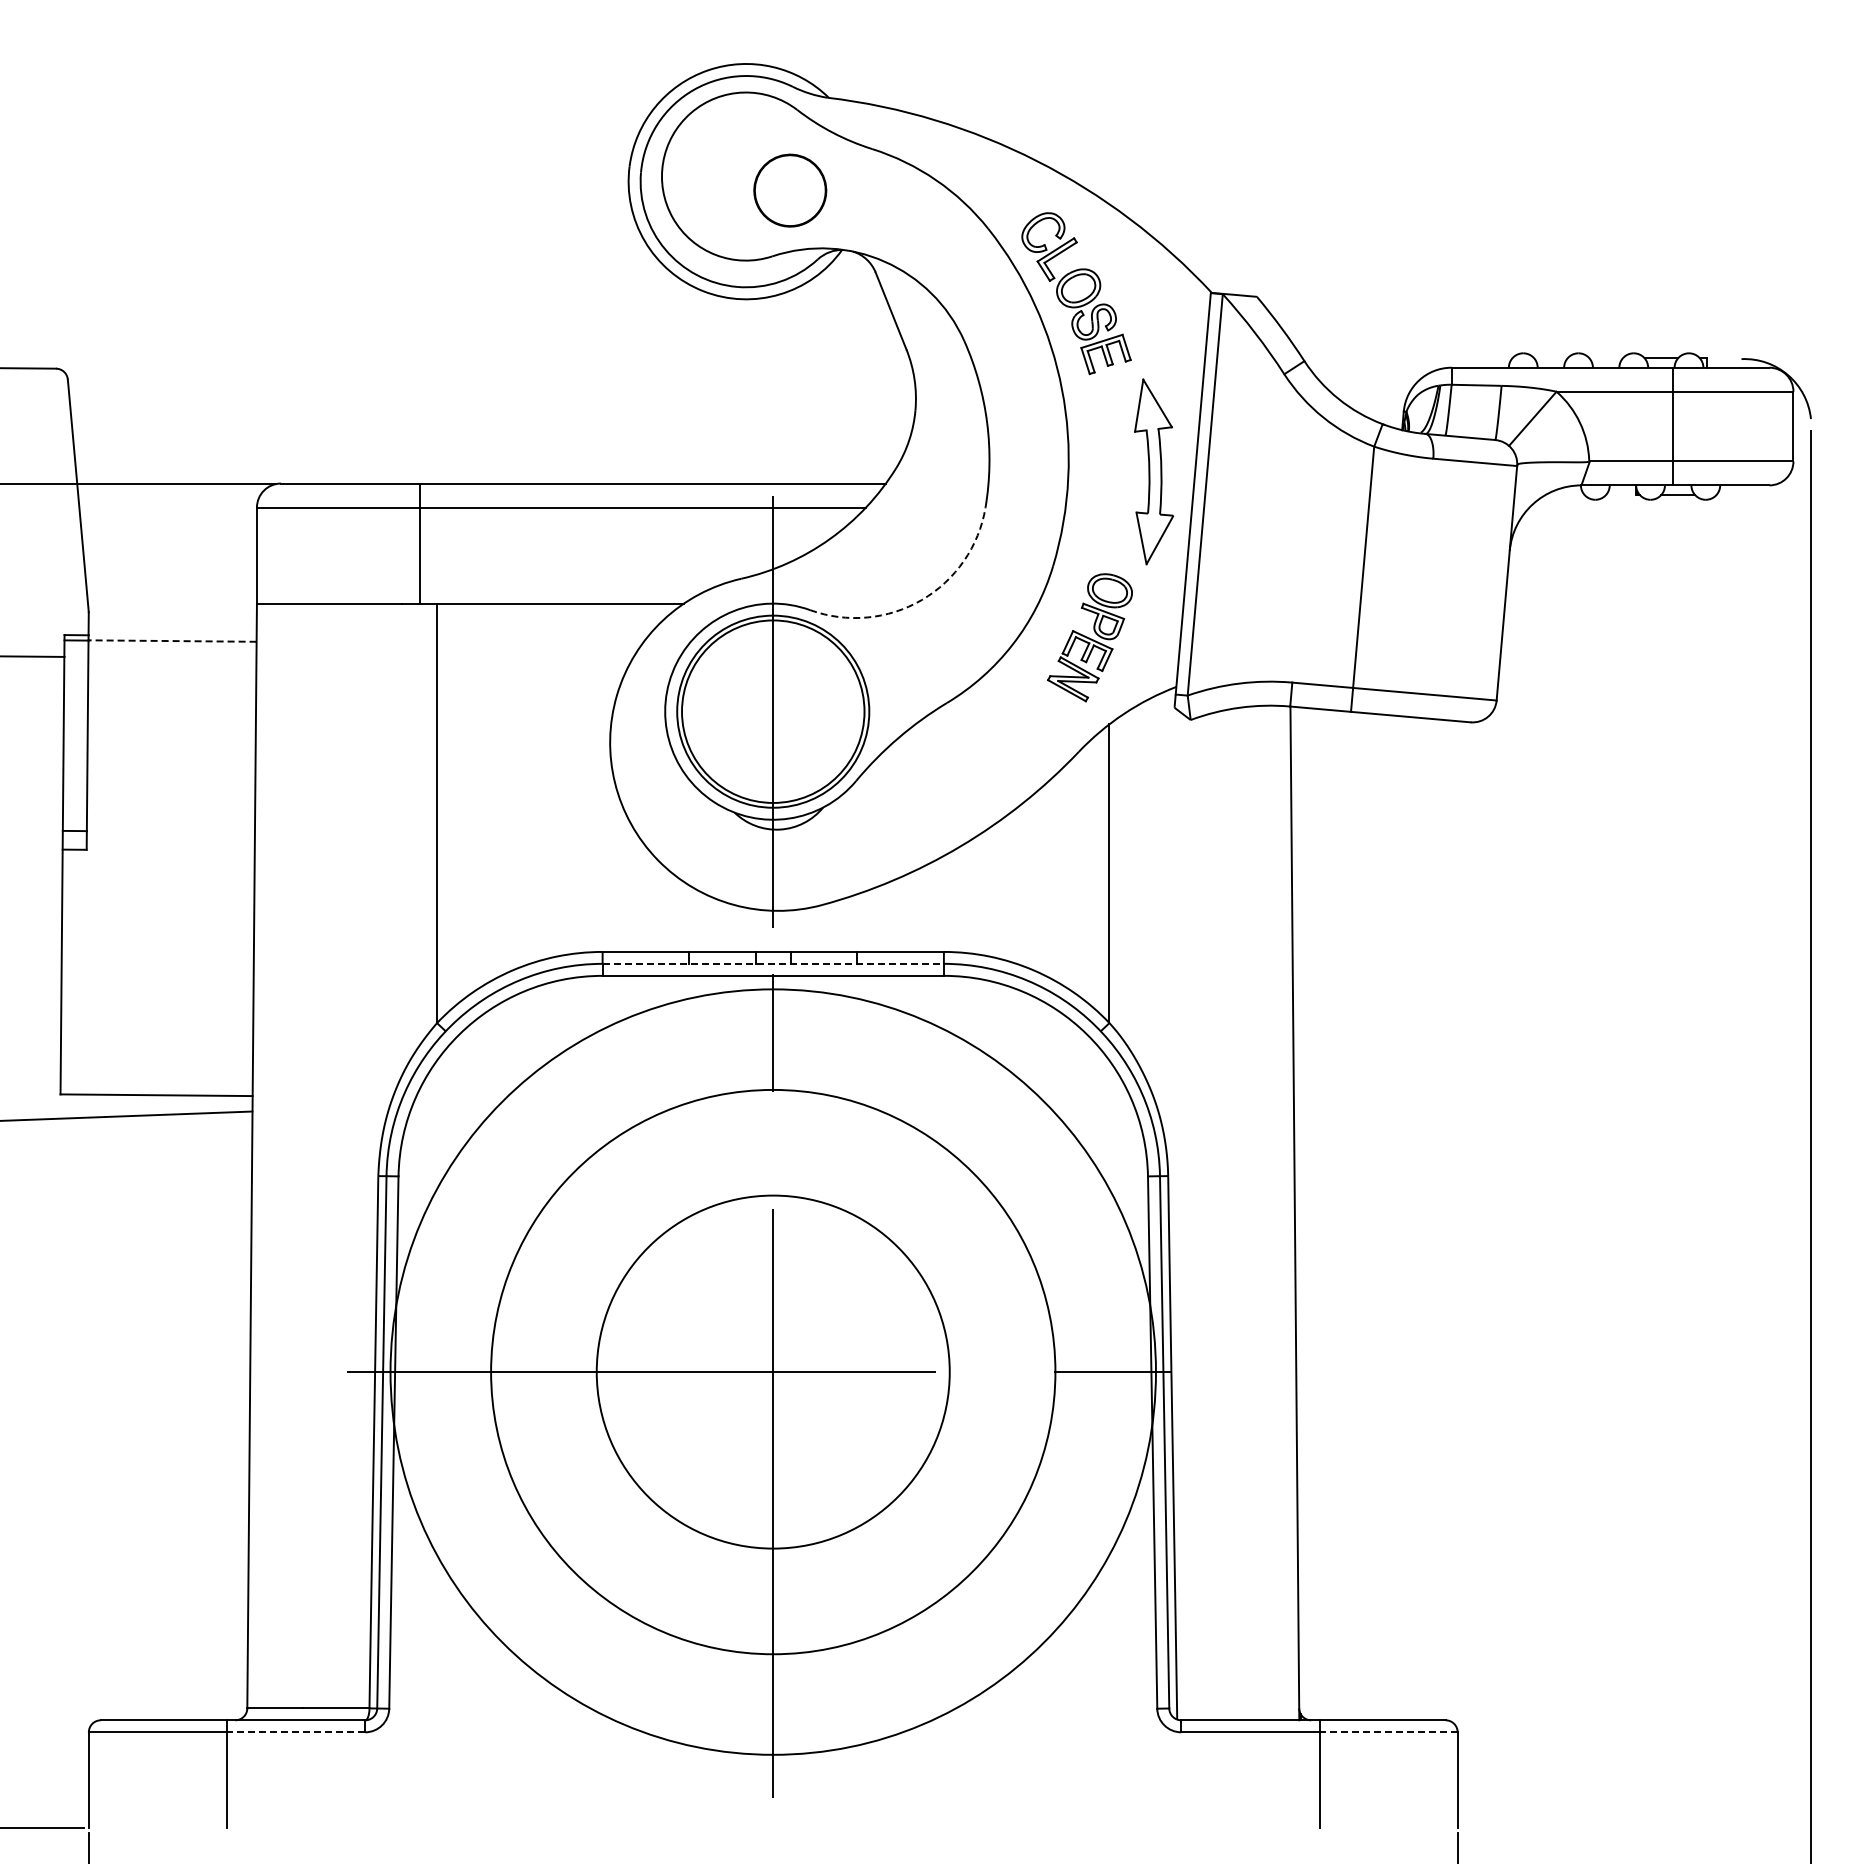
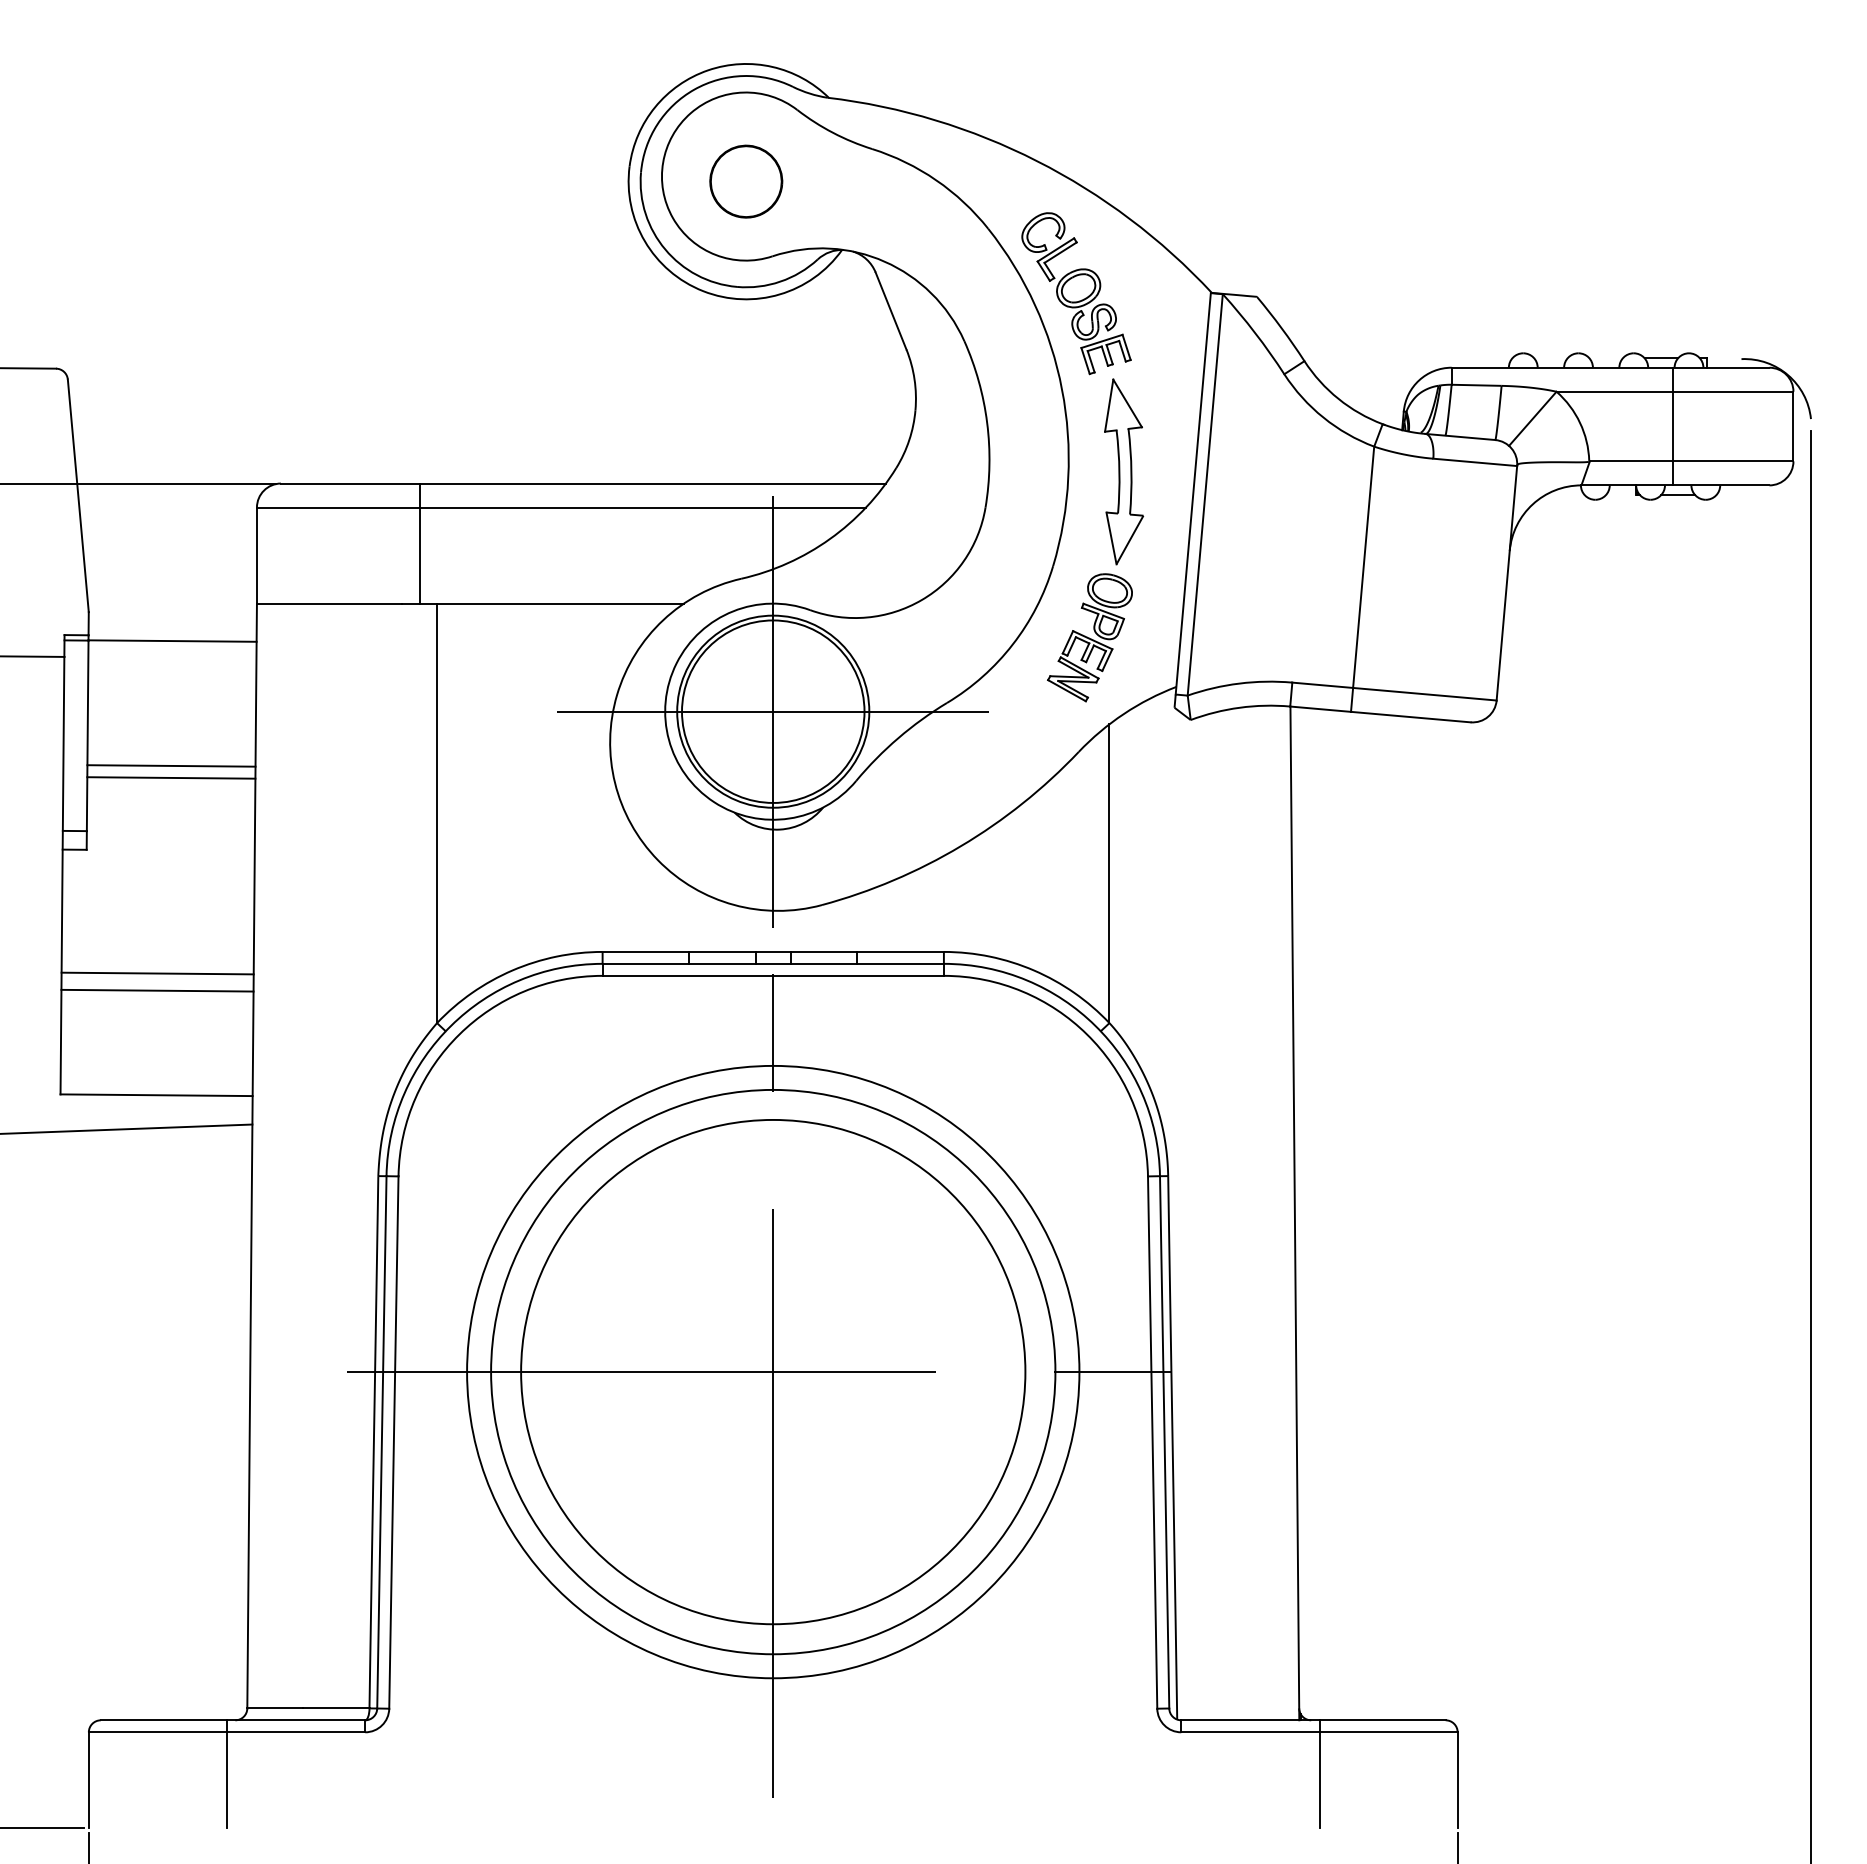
part position: (790, 190) -> (746, 181) (746, 181)
part position: (1154, 471) -> (1124, 471) (1124, 471)
arc: dashed -> solid (921, 600)
line: dashed -> solid (172, 641)
line: none -> present (773, 711)
line: none -> present (171, 765)
line: none -> present (171, 777)
line: dashed -> solid (773, 963)
line: none -> present (157, 973)
line: none -> present (157, 990)
line position: (127, 1115) -> (127, 1128) (127, 1128)
circle diameter: 353 px -> 504 px (773, 1371)
circle diameter: 765 px -> 612 px (773, 1371)
line: dashed -> solid (295, 1732)
line: dashed -> solid (1388, 1732)
